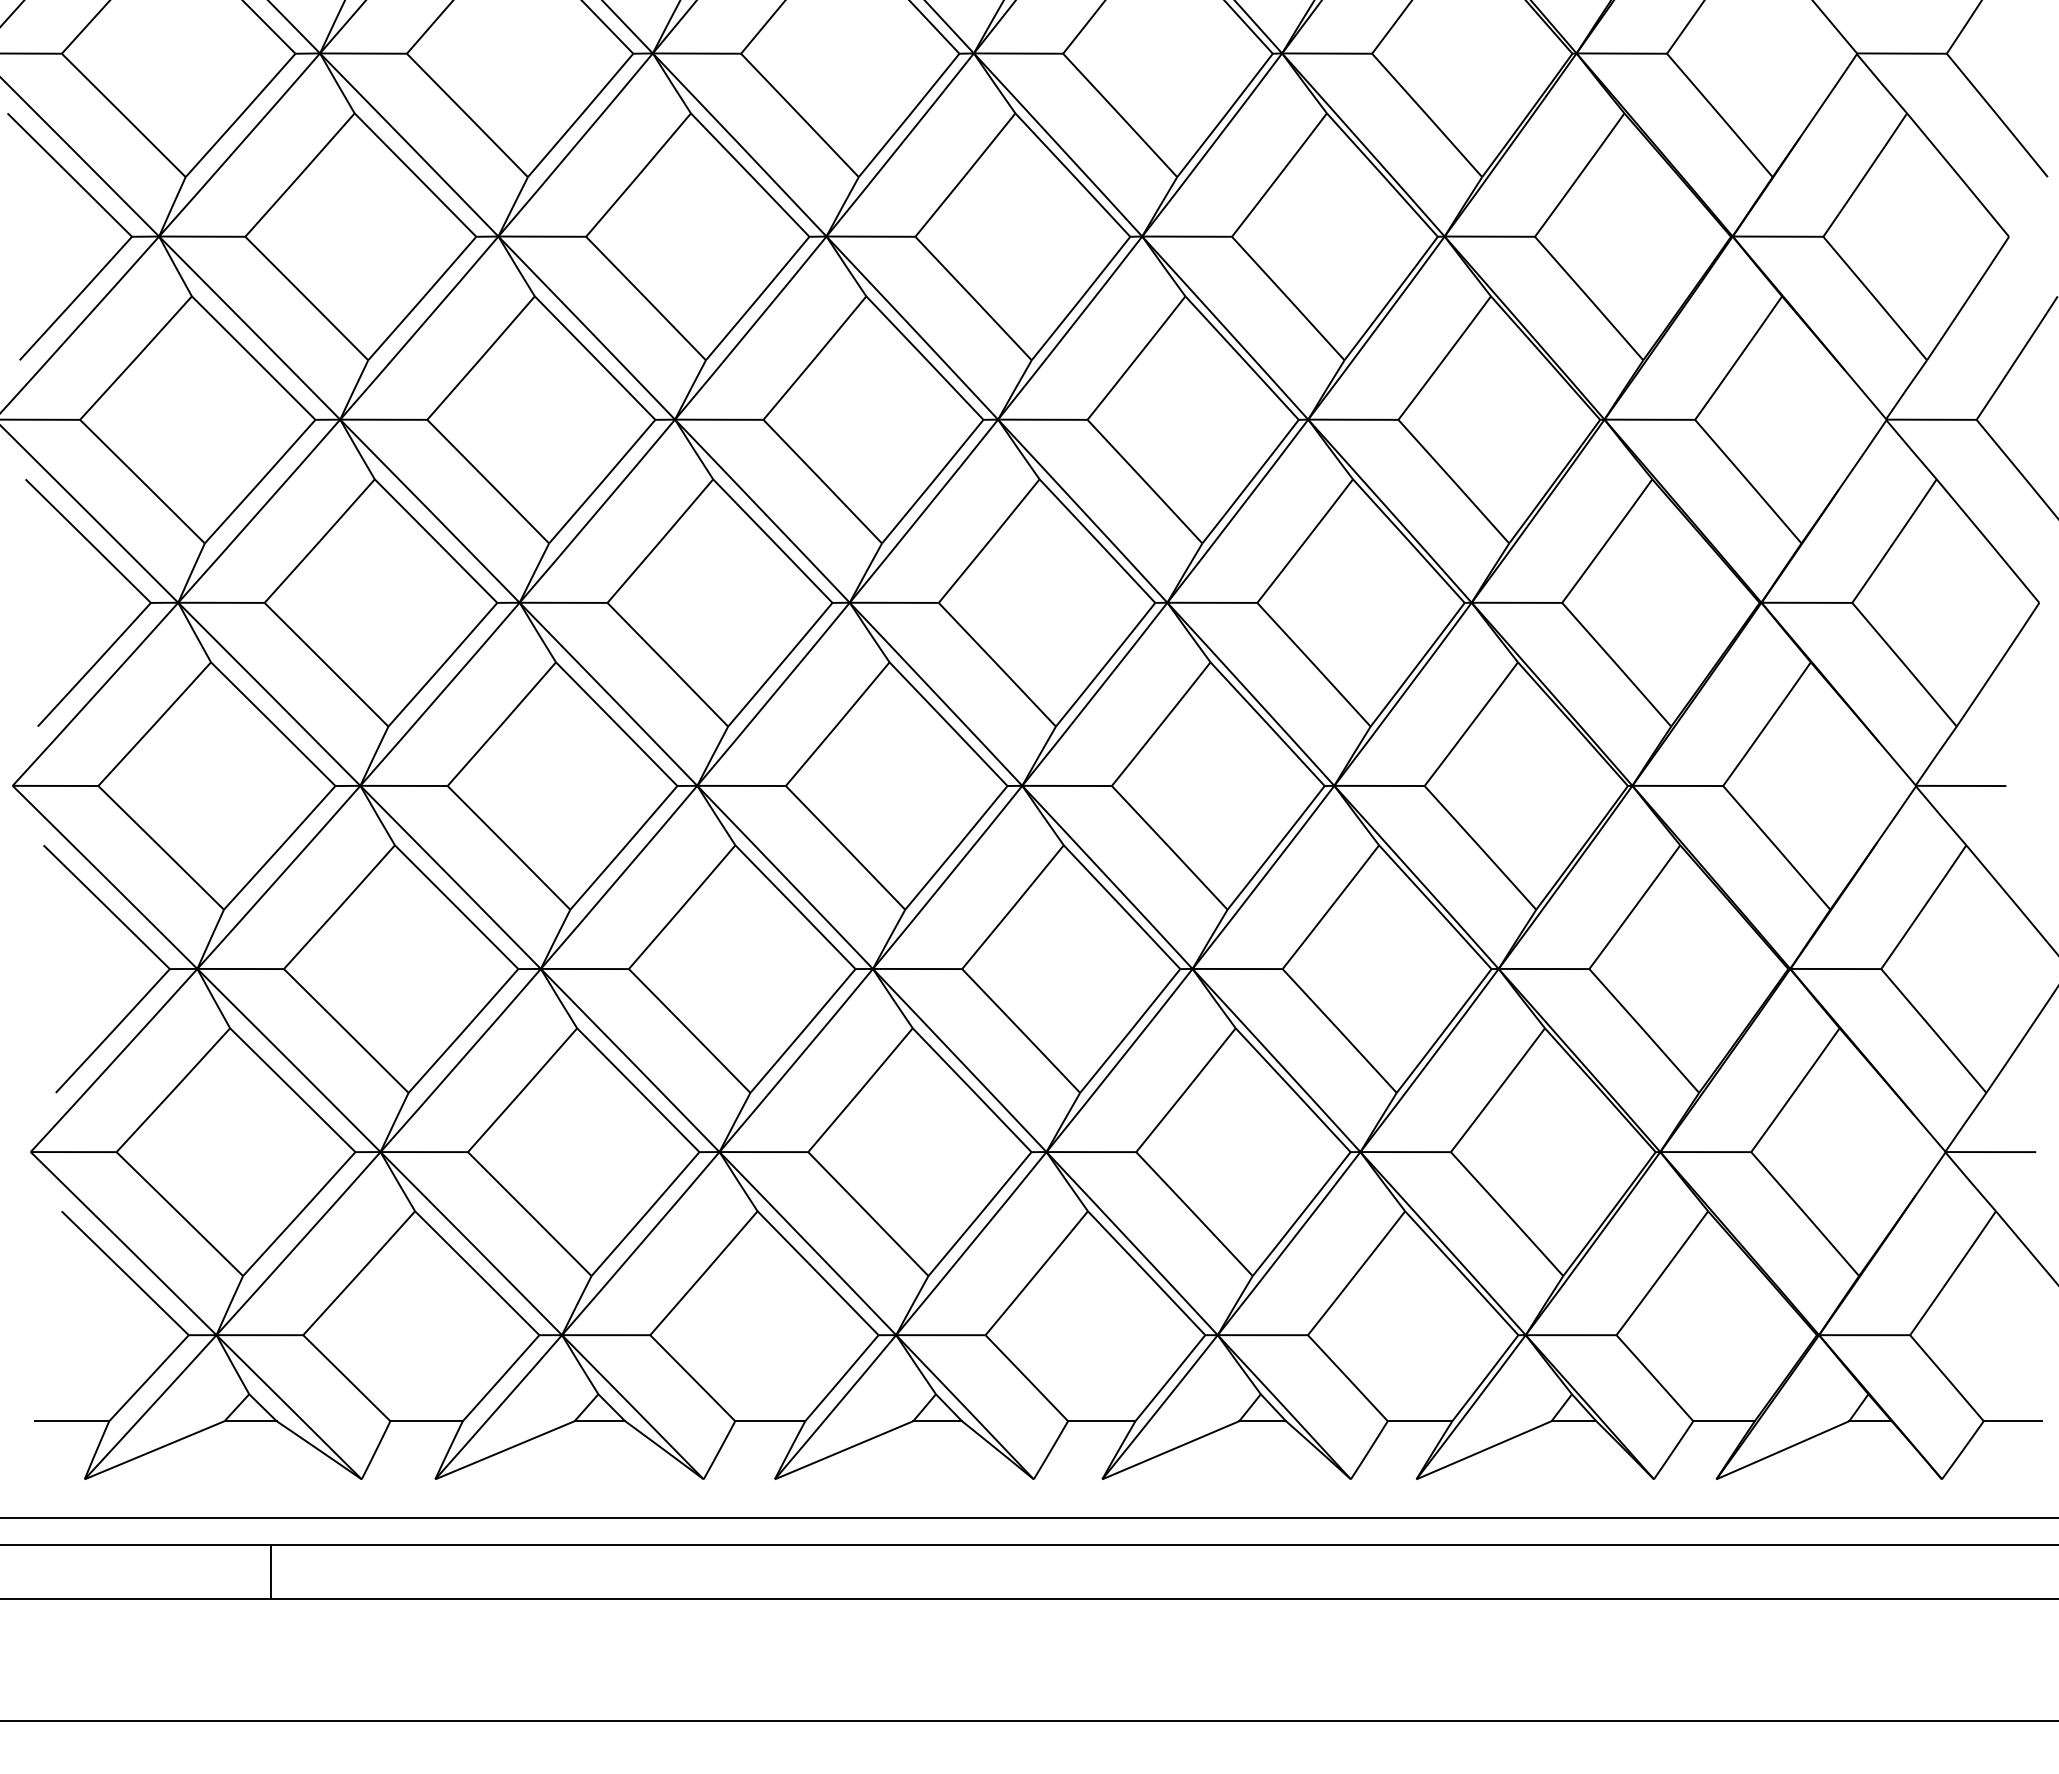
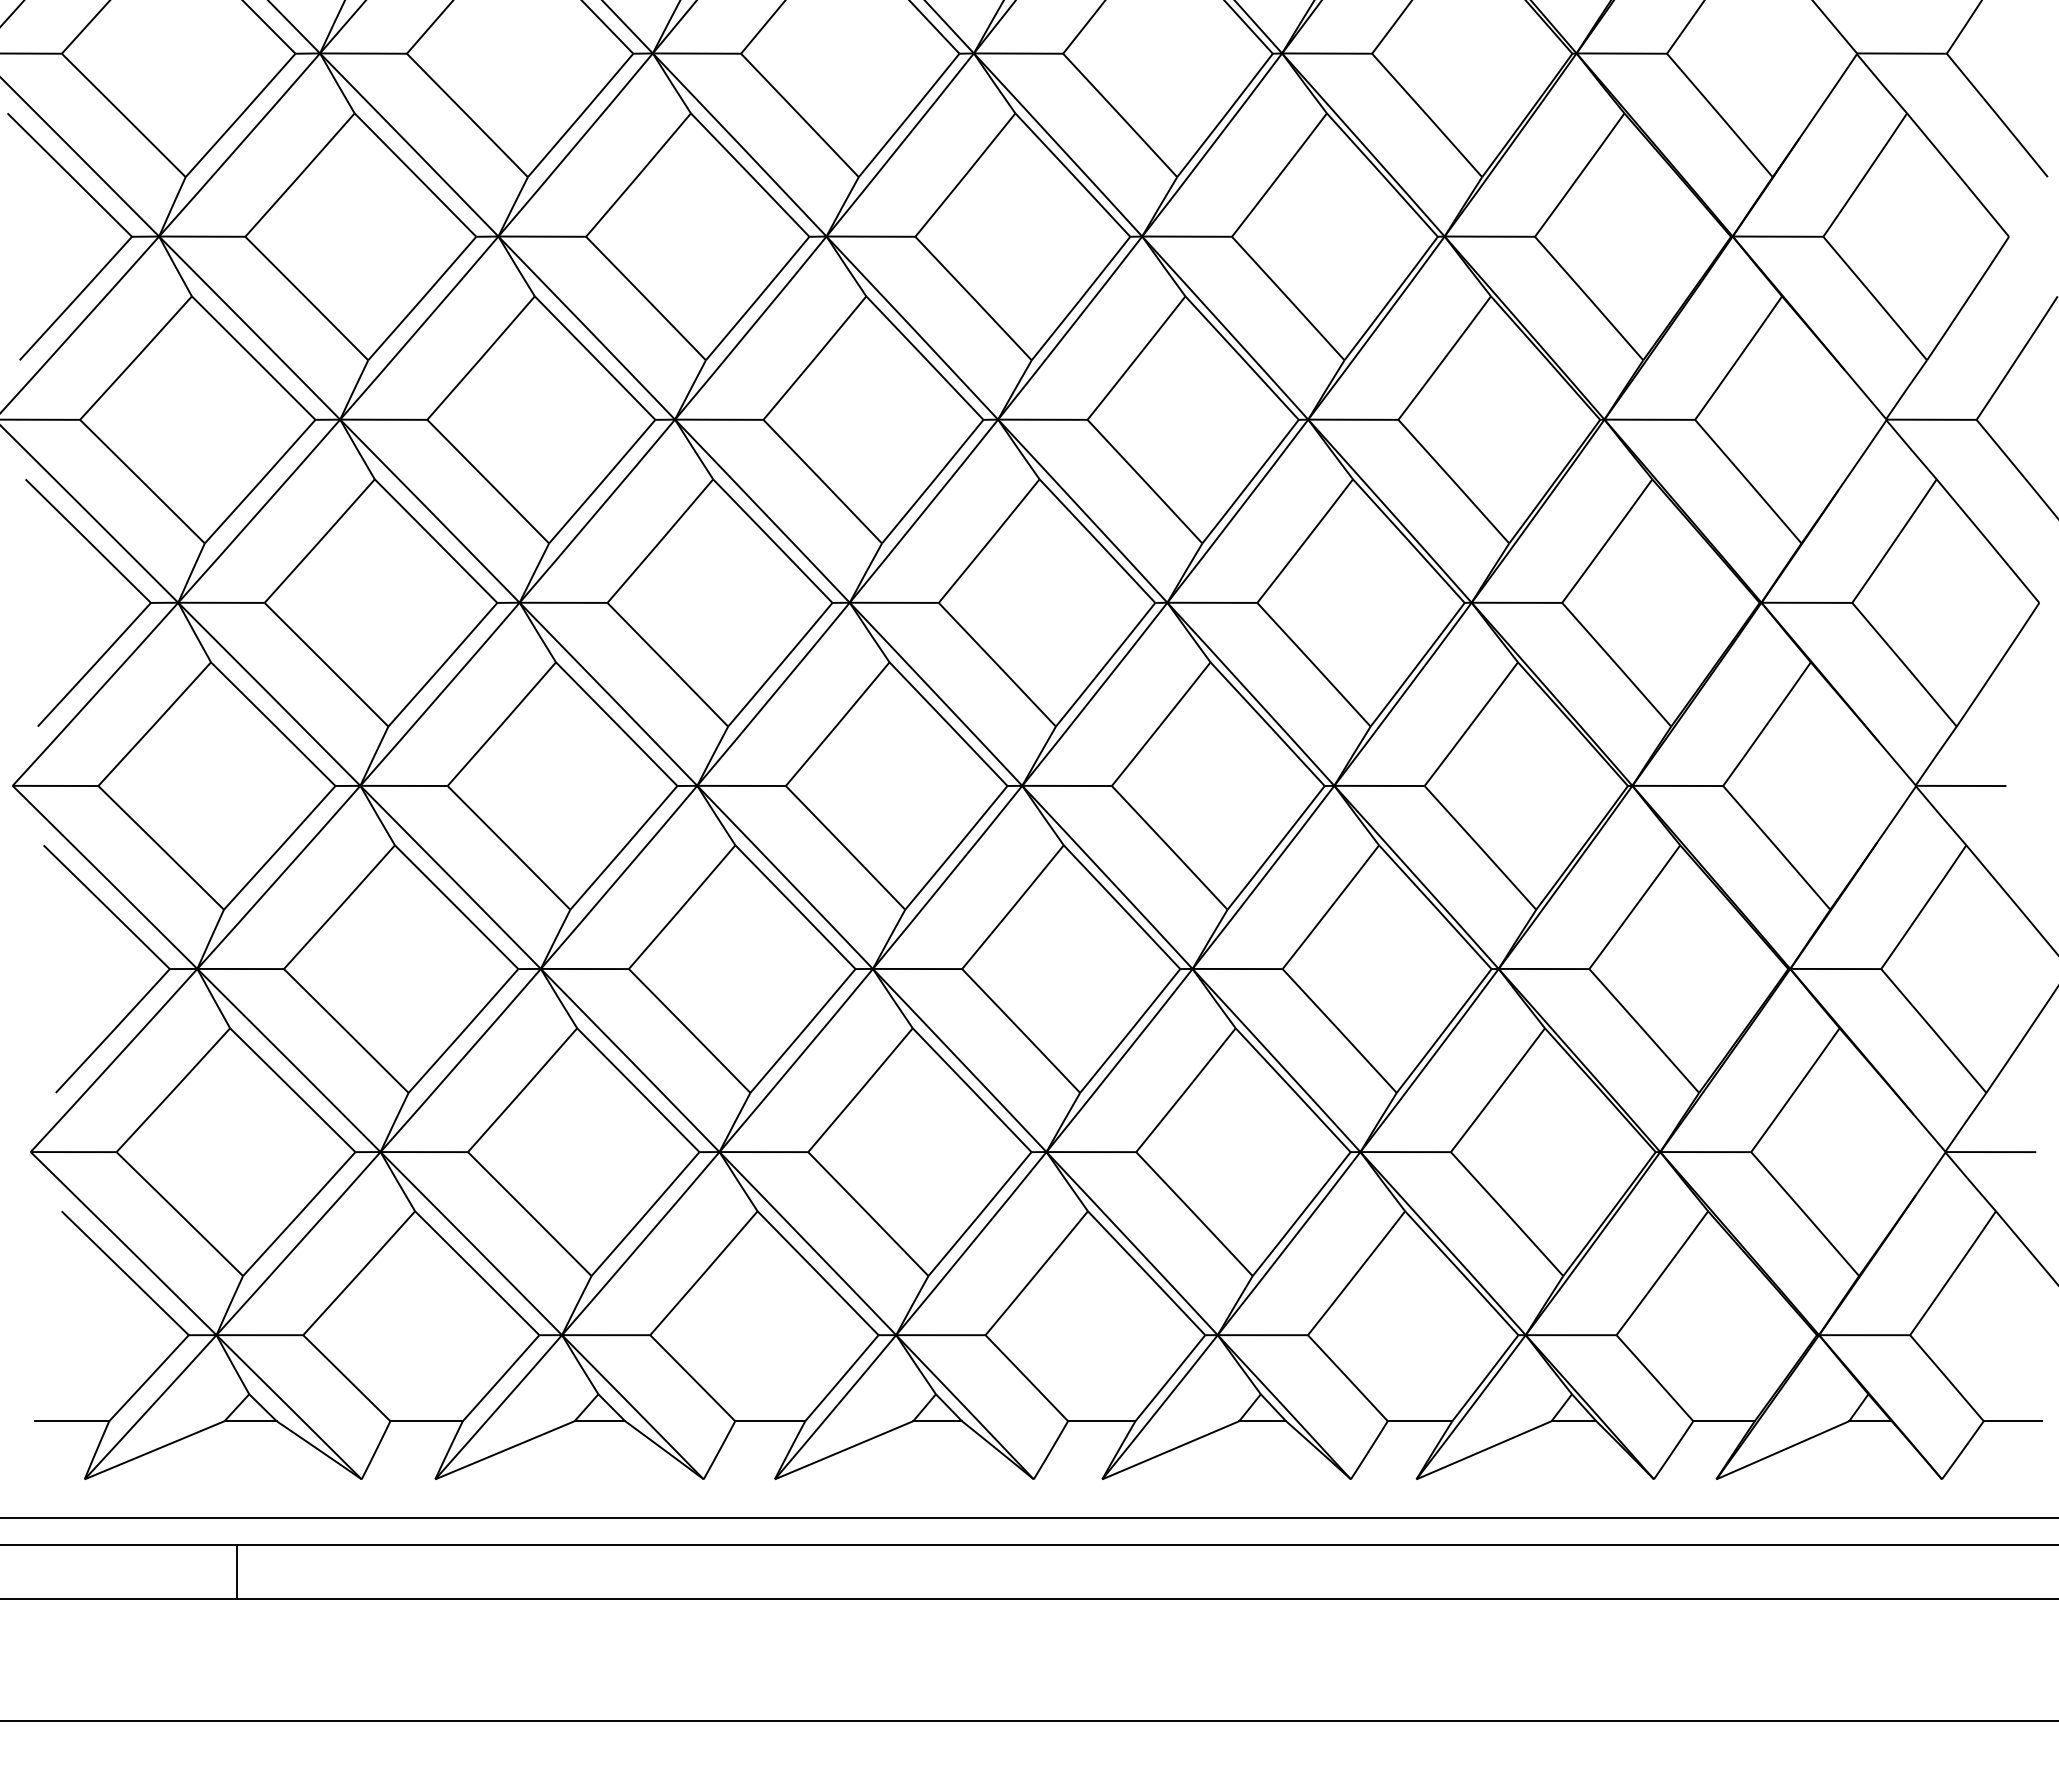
line position: (271, 1571) -> (237, 1571) (237, 1571)
